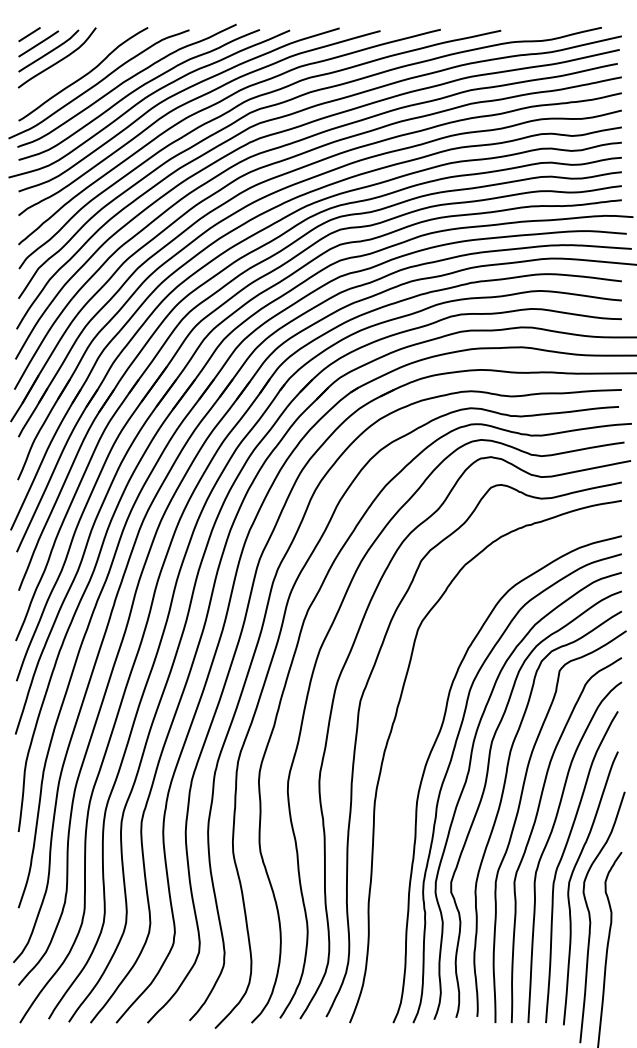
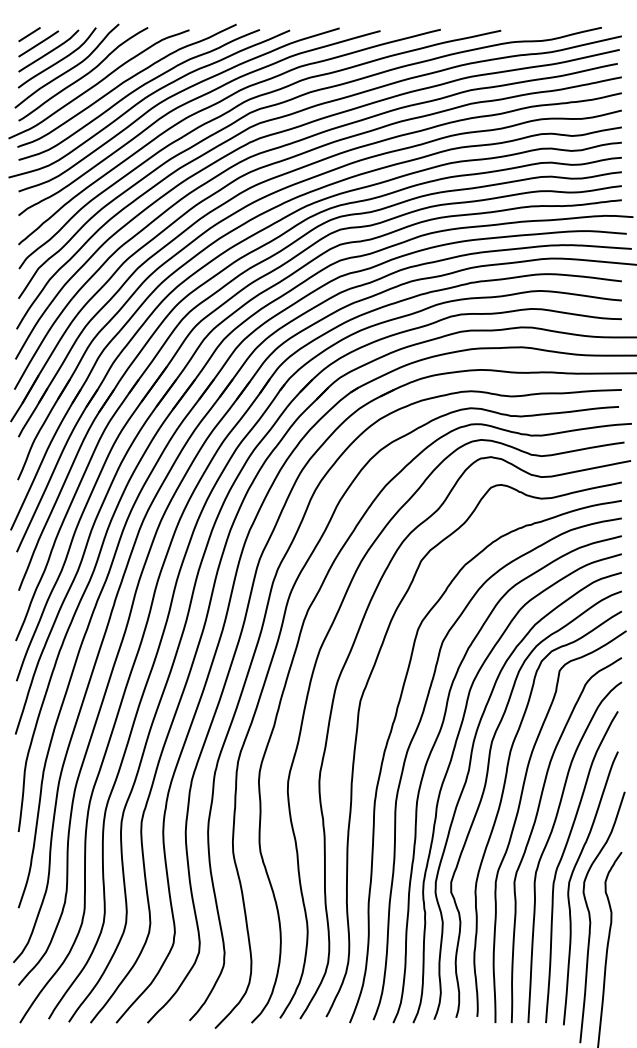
curve: none -> present (68, 69)
curve: none -> present (418, 728)
